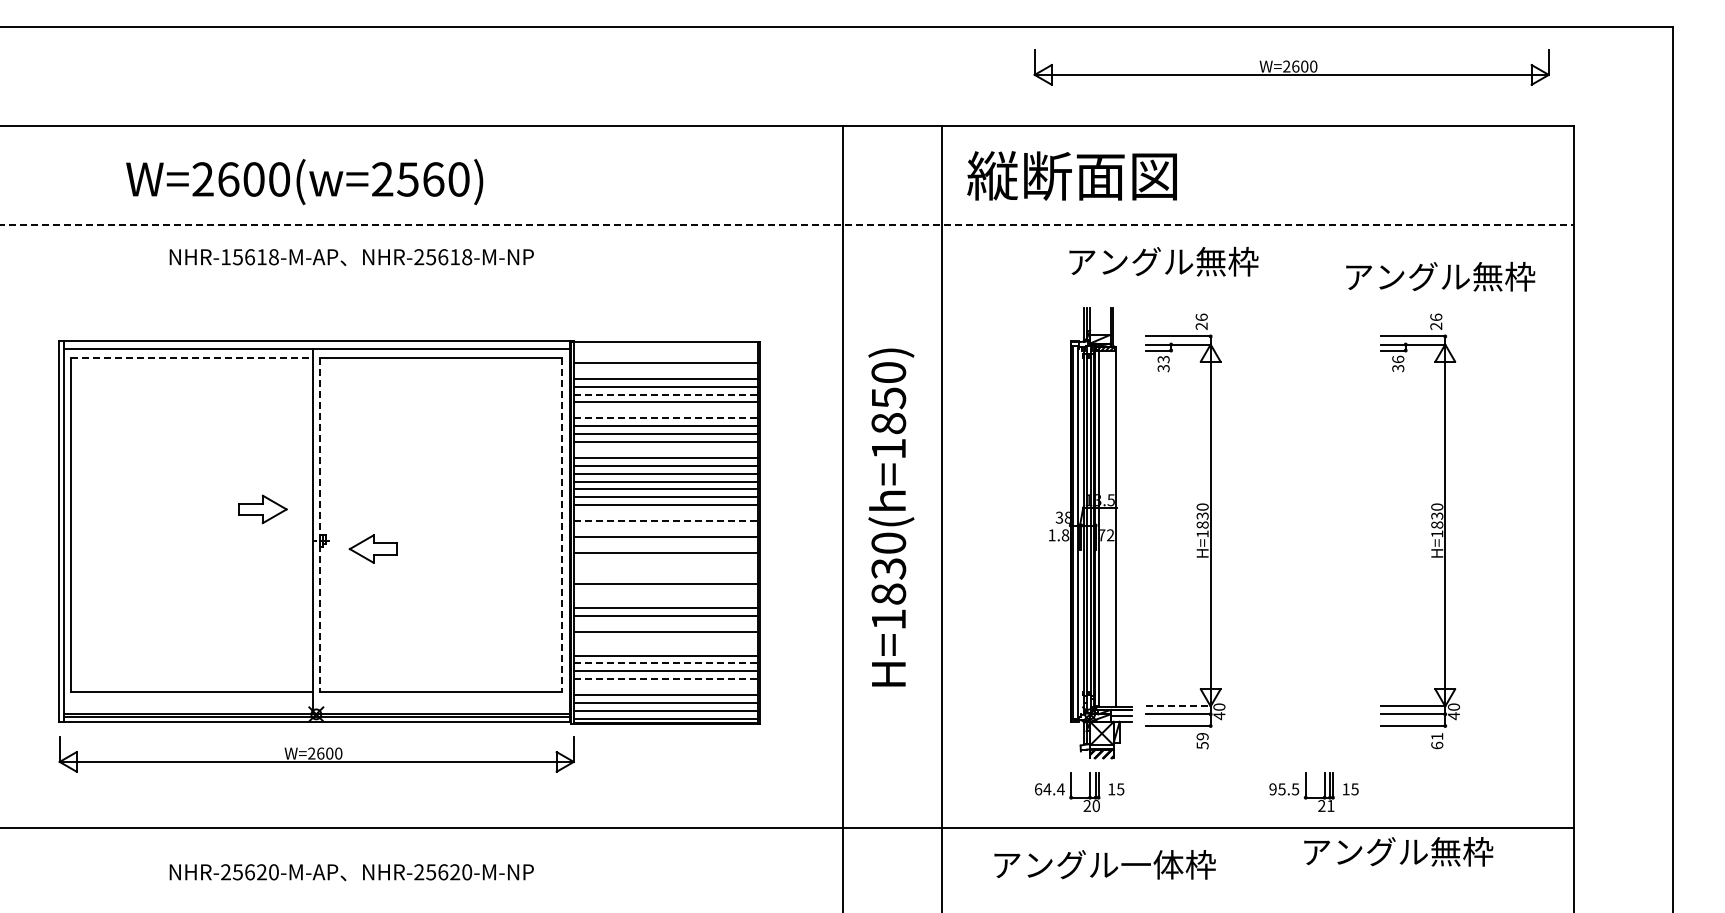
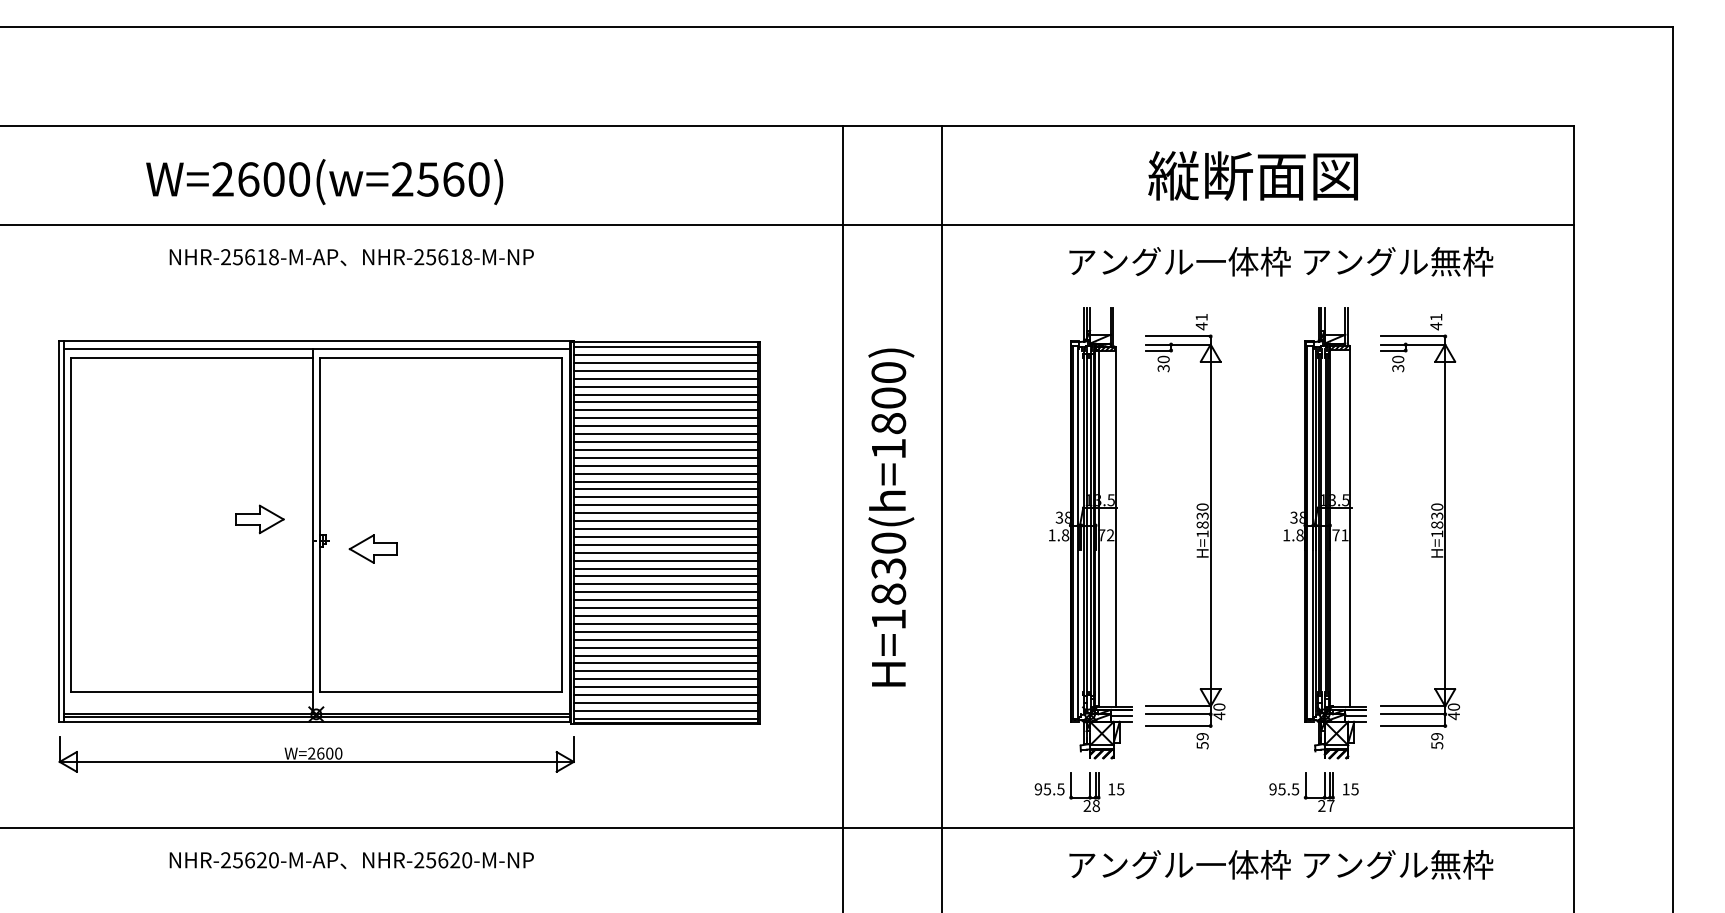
part: present -> none (1291, 67)
text position: (1071, 175) -> (1252, 175) (1252, 175)
text position: (304, 182) -> (324, 182) (324, 182)
line: dashed -> solid (787, 224)
text: NHR-15618-M-AP -> NHR-25618-M-AP (225, 257)
text: アングル無枠 -> アングル一体枠 (1243, 261)
text position: (1440, 276) -> (1398, 261) (1398, 261)
text: 26 -> 41 (1201, 321)
text: 26 -> 41 (1436, 321)
line: none -> present (665, 347)
line: none -> present (665, 354)
line: dashed -> solid (192, 357)
text: 33 -> 30 (1163, 359)
text: 36 -> 30 (1398, 359)
line: none -> present (665, 370)
line: dashed -> solid (665, 394)
text: H=1830(h=1850) -> H=1830(h=1800) (888, 398)
line: none -> present (665, 410)
line: dashed -> solid (665, 418)
line: none -> present (665, 449)
part position: (262, 509) -> (259, 519) (259, 519)
line: none -> present (665, 513)
line: dashed -> solid (665, 521)
line: dashed -> solid (320, 525)
line: dashed -> solid (562, 525)
line: none -> present (665, 528)
part: none -> present (1324, 533)
line: none -> present (665, 544)
line: none -> present (665, 560)
line: none -> present (665, 568)
line: none -> present (665, 576)
line: none -> present (665, 592)
line: none -> present (665, 600)
line: none -> present (665, 623)
line: none -> present (665, 639)
line: none -> present (665, 647)
line: dashed -> solid (665, 663)
line: dashed -> solid (665, 679)
line: none -> present (665, 687)
line: dashed -> solid (1179, 706)
text: 61 -> 59 (1437, 741)
text: 64.4 -> 95.5 (1049, 789)
text: 20 -> 28 (1095, 805)
text: 21 -> 27 (1330, 805)
text position: (1398, 851) -> (1398, 864) (1398, 864)
text position: (1104, 864) -> (1179, 864) (1179, 864)
text position: (351, 872) -> (351, 860) (351, 860)
